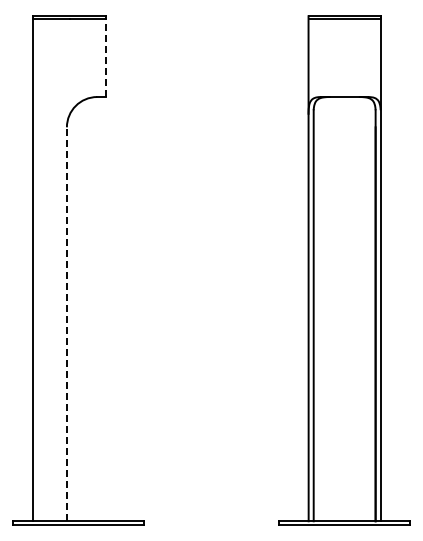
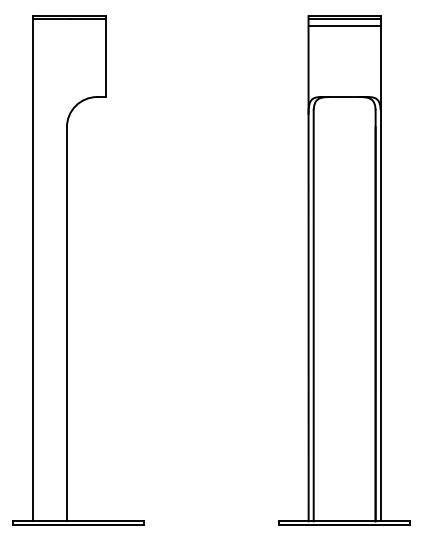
line: none -> present (344, 26)
line: dashed -> solid (105, 58)
line: dashed -> solid (66, 324)
